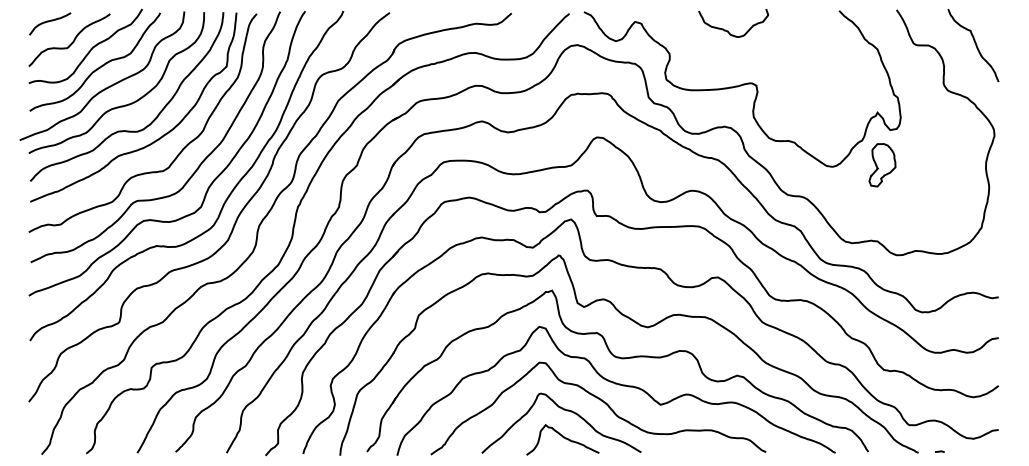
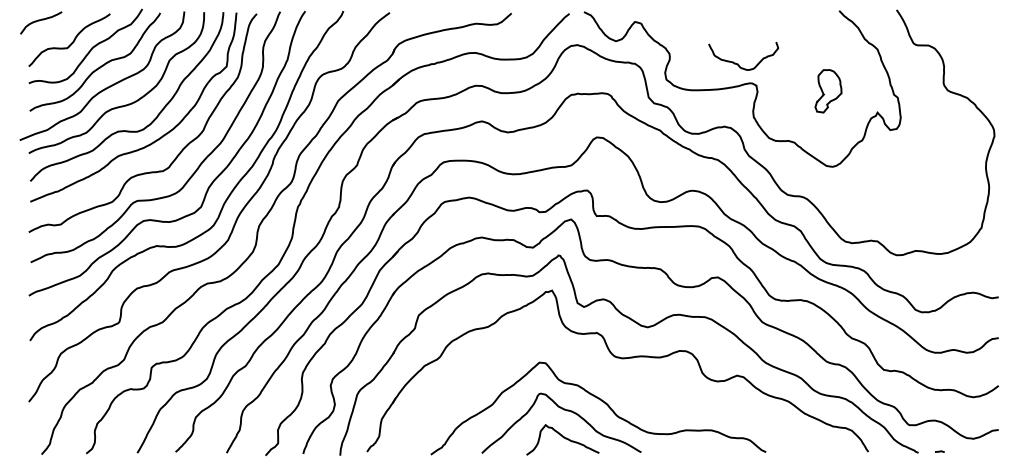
curve position: (50, 21) -> (41, 20) (41, 20)
curve position: (728, 30) -> (738, 63) (738, 63)
curve: present -> none (975, 45)
part position: (882, 165) -> (828, 91) (828, 91)
curve: present -> none (618, 385)
